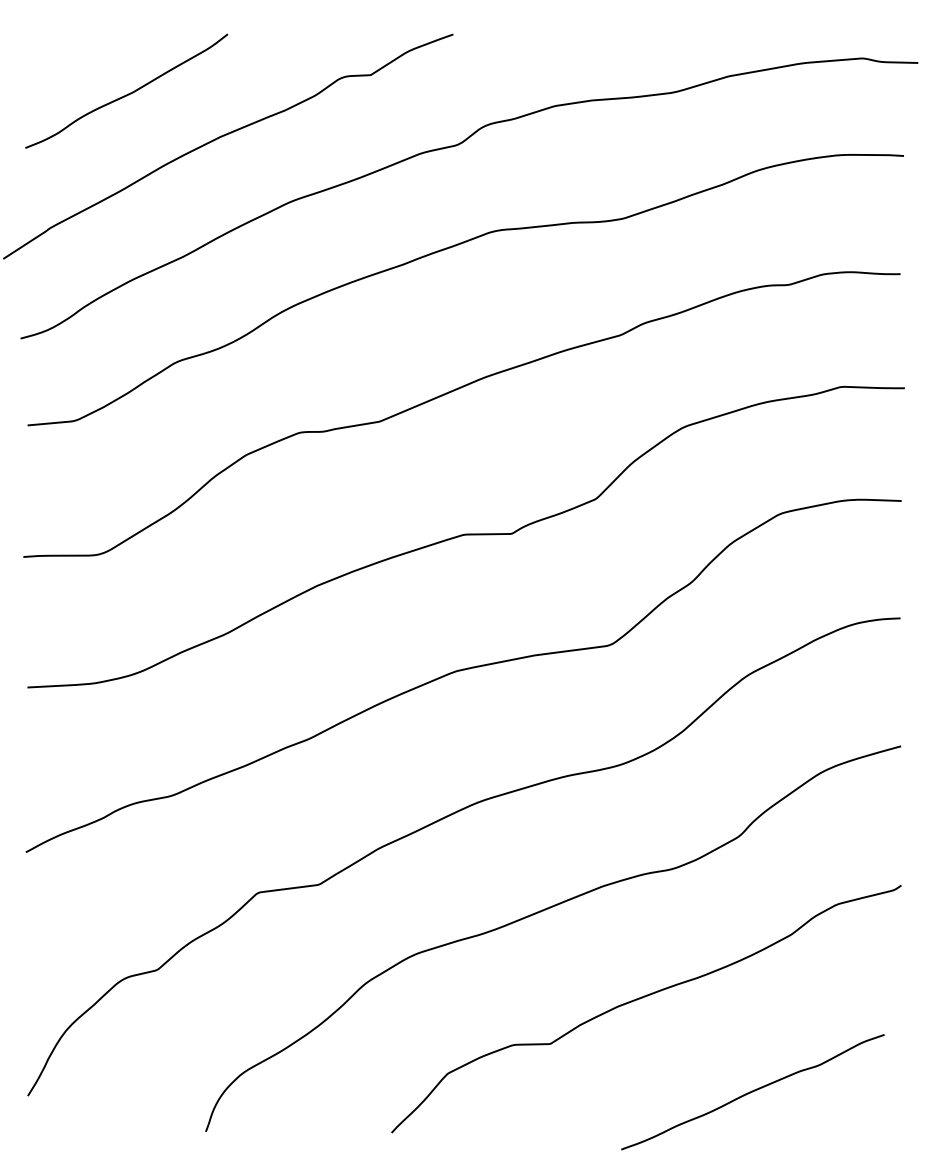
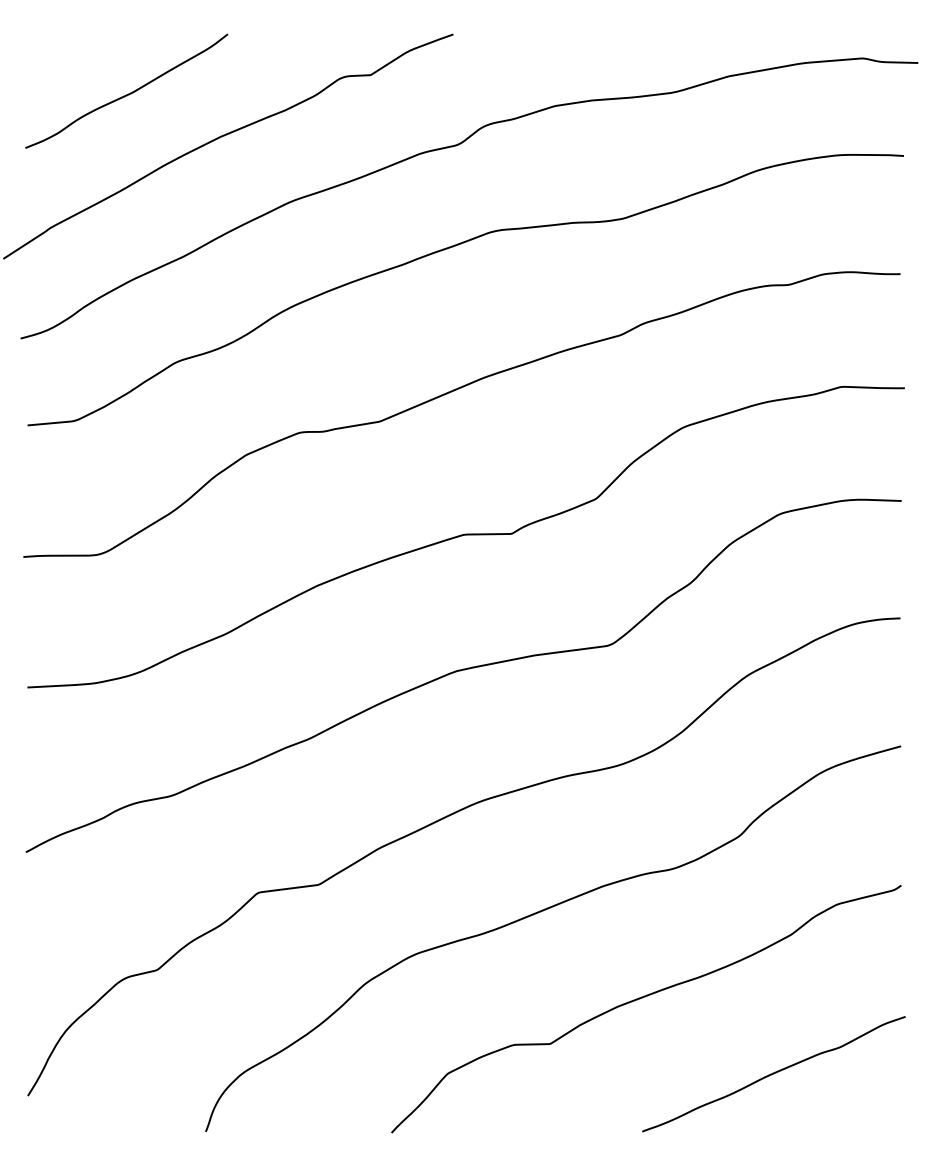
curve position: (752, 1092) -> (773, 1074) (773, 1074)
